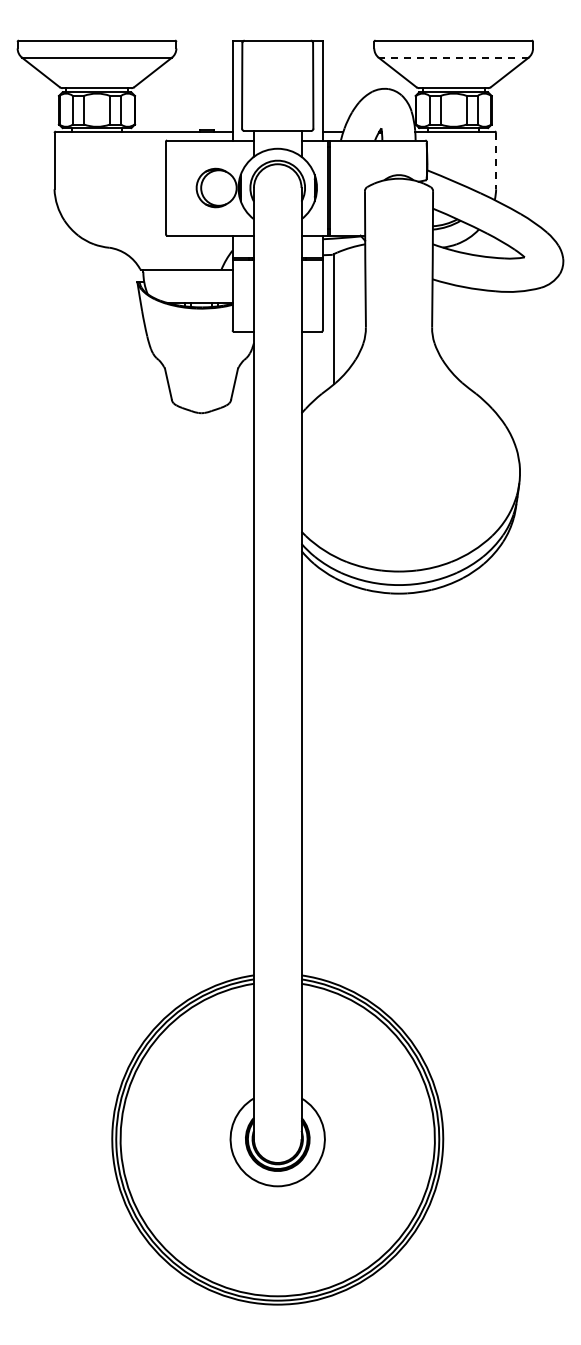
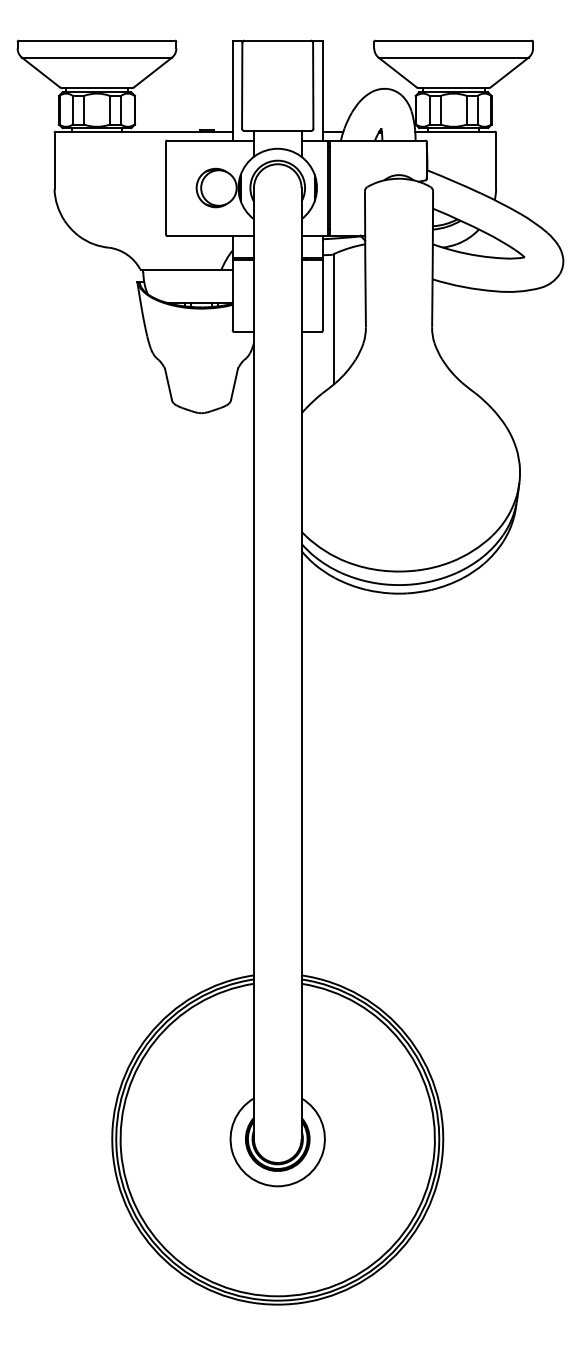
line: dashed -> solid (453, 57)
line: dashed -> solid (496, 161)
